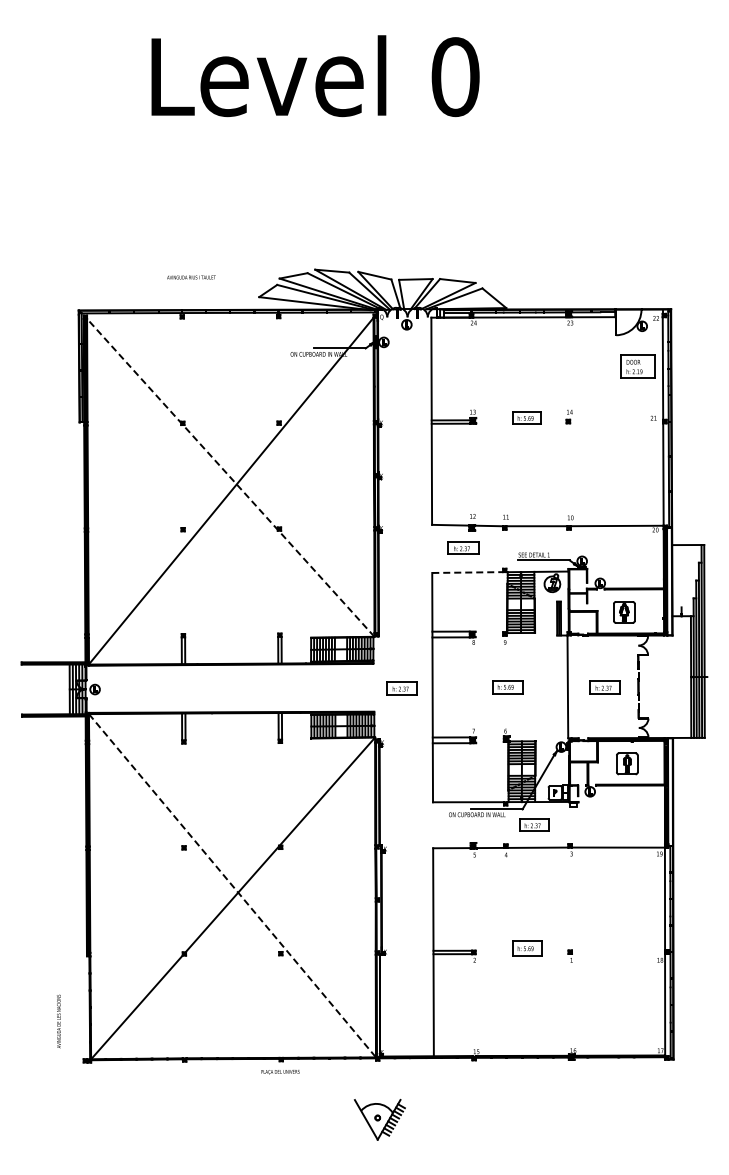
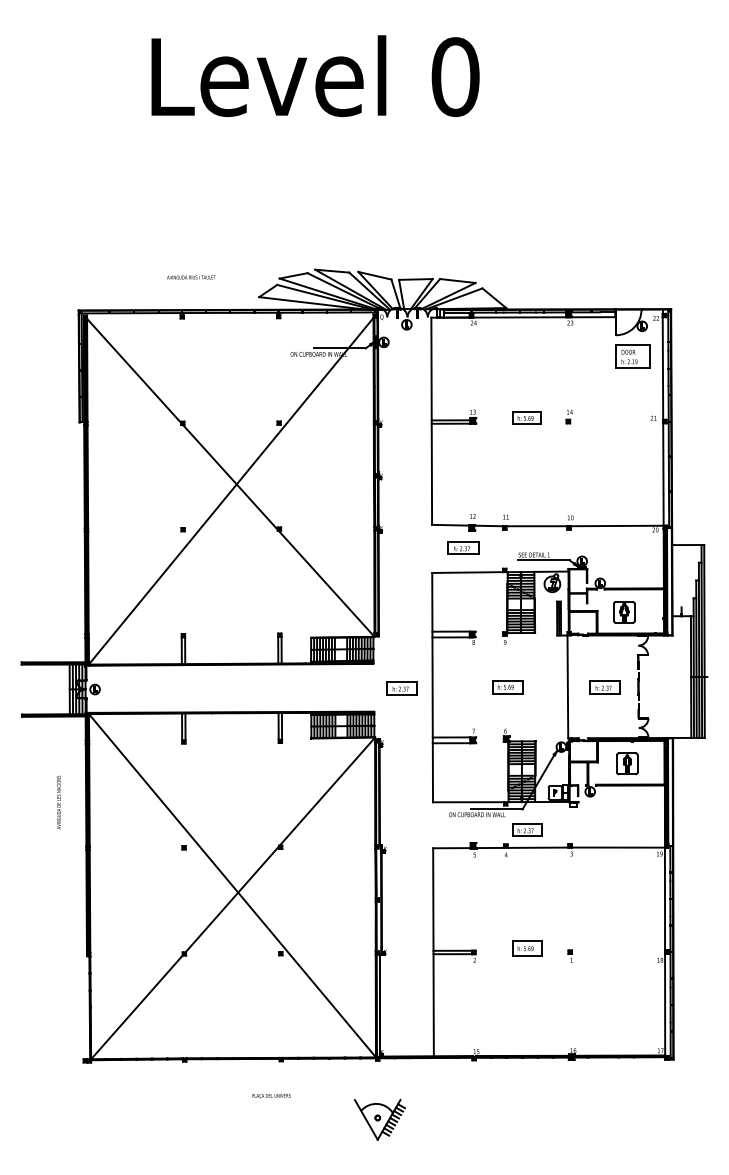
part position: (637, 366) -> (632, 356) (632, 356)
line: dashed -> solid (230, 477)
line: dashed -> solid (468, 572)
part position: (534, 824) -> (527, 829) (527, 829)
line: dashed -> solid (232, 885)
text position: (58, 1021) -> (58, 802) (58, 802)
text position: (280, 1072) -> (271, 1096) (271, 1096)
